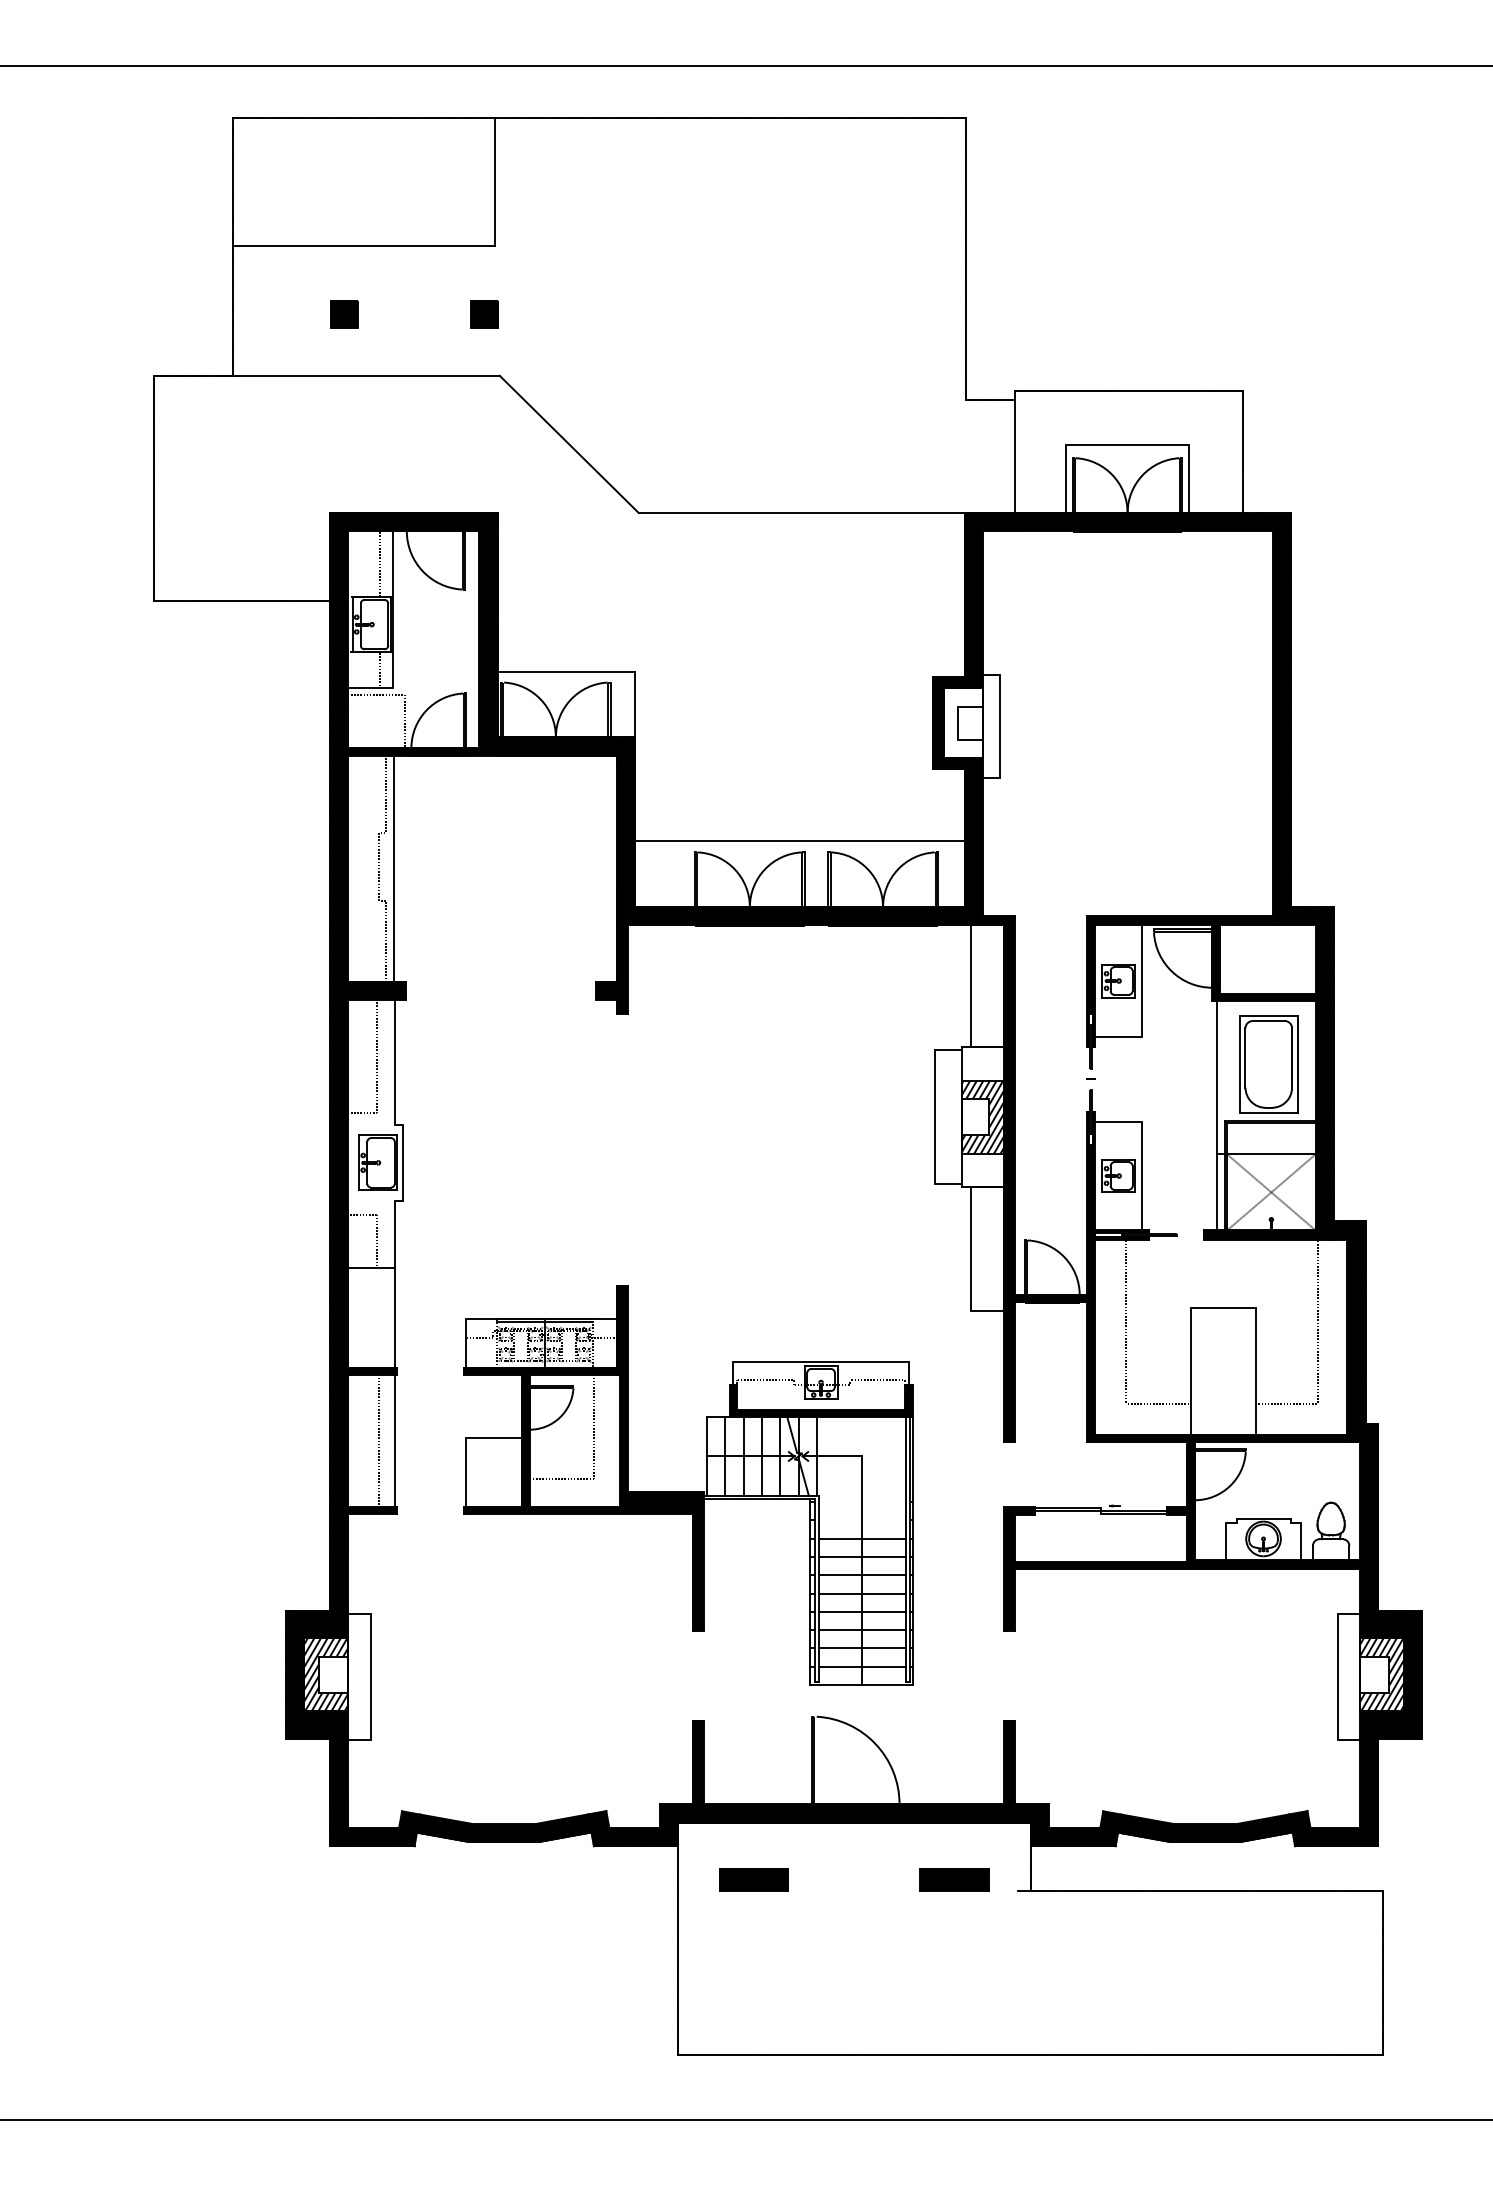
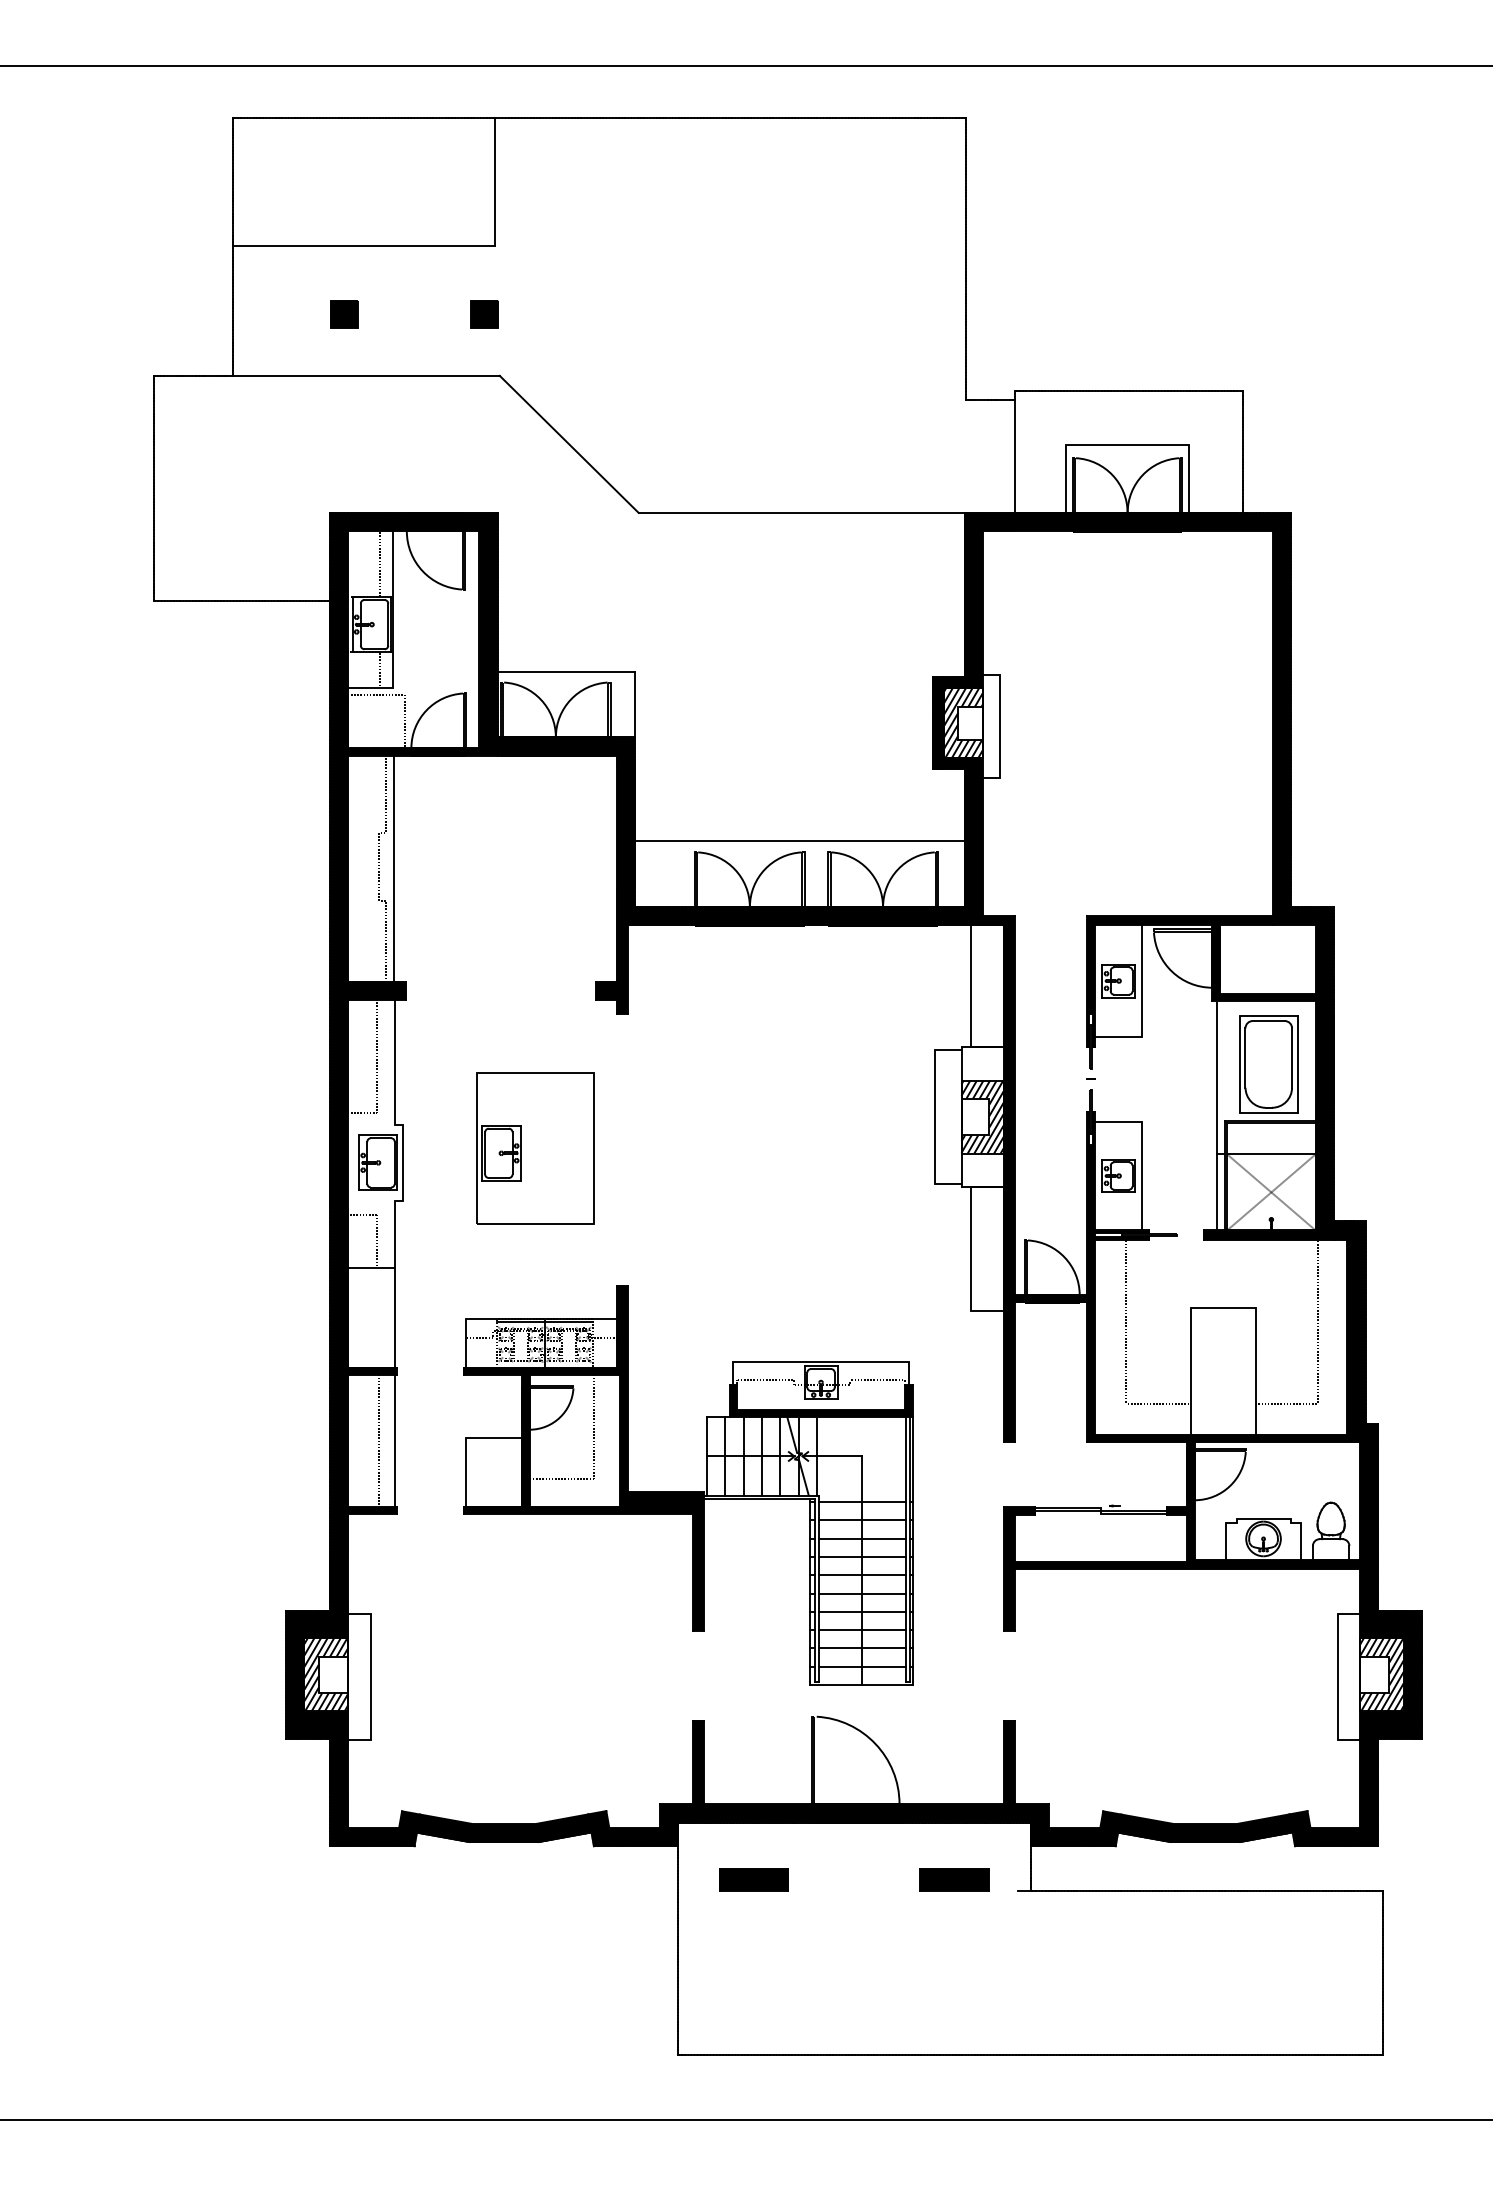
hatch: none -> present (962, 723)
part: none -> present (535, 1148)
line: none -> present (861, 1502)
line: none -> present (861, 1520)
